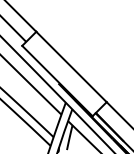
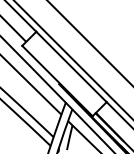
line: none -> present (89, 42)
line: none -> present (72, 59)
